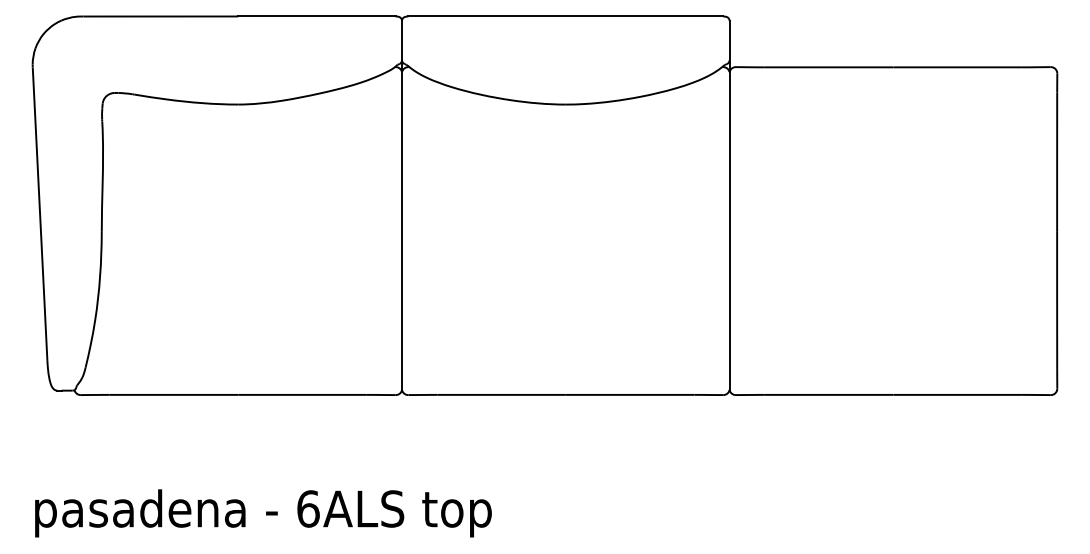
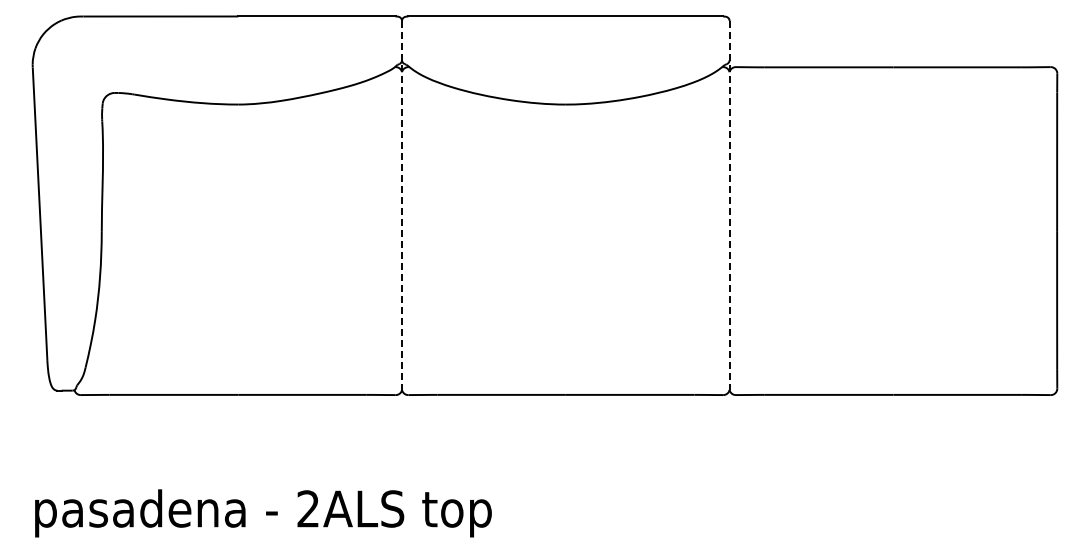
line: solid -> dashed (402, 205)
line: solid -> dashed (729, 205)
text: 6ALS -> 2ALS (308, 508)
